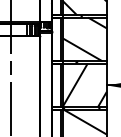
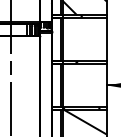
hatch: present -> none (84, 39)
hatch: present -> none (84, 85)
